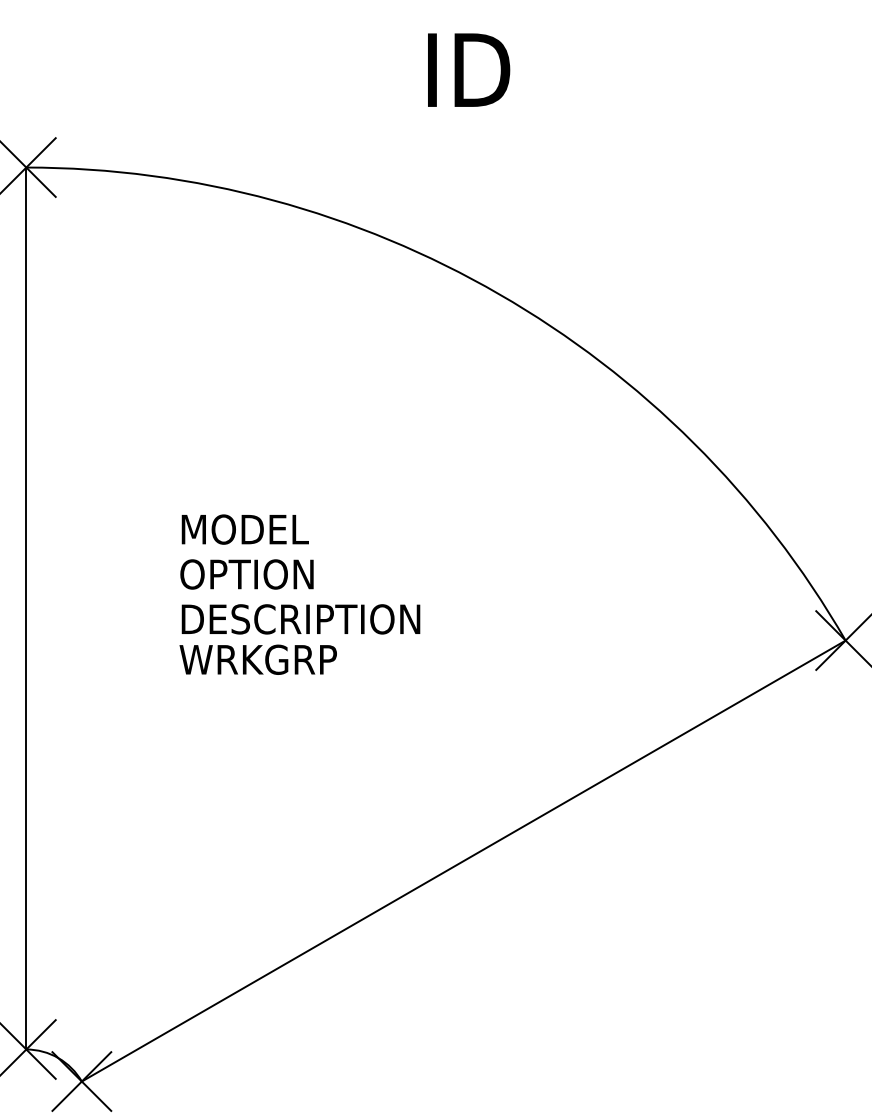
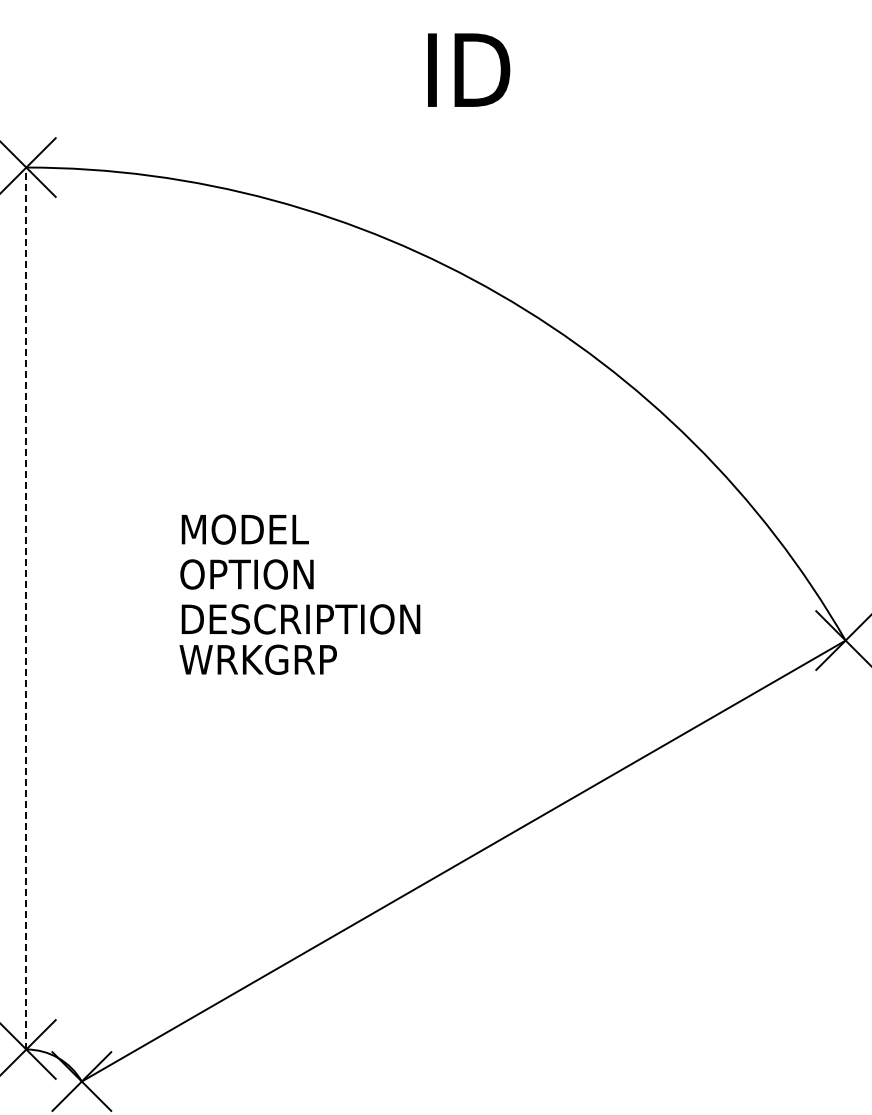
line: solid -> dashed (26, 608)
